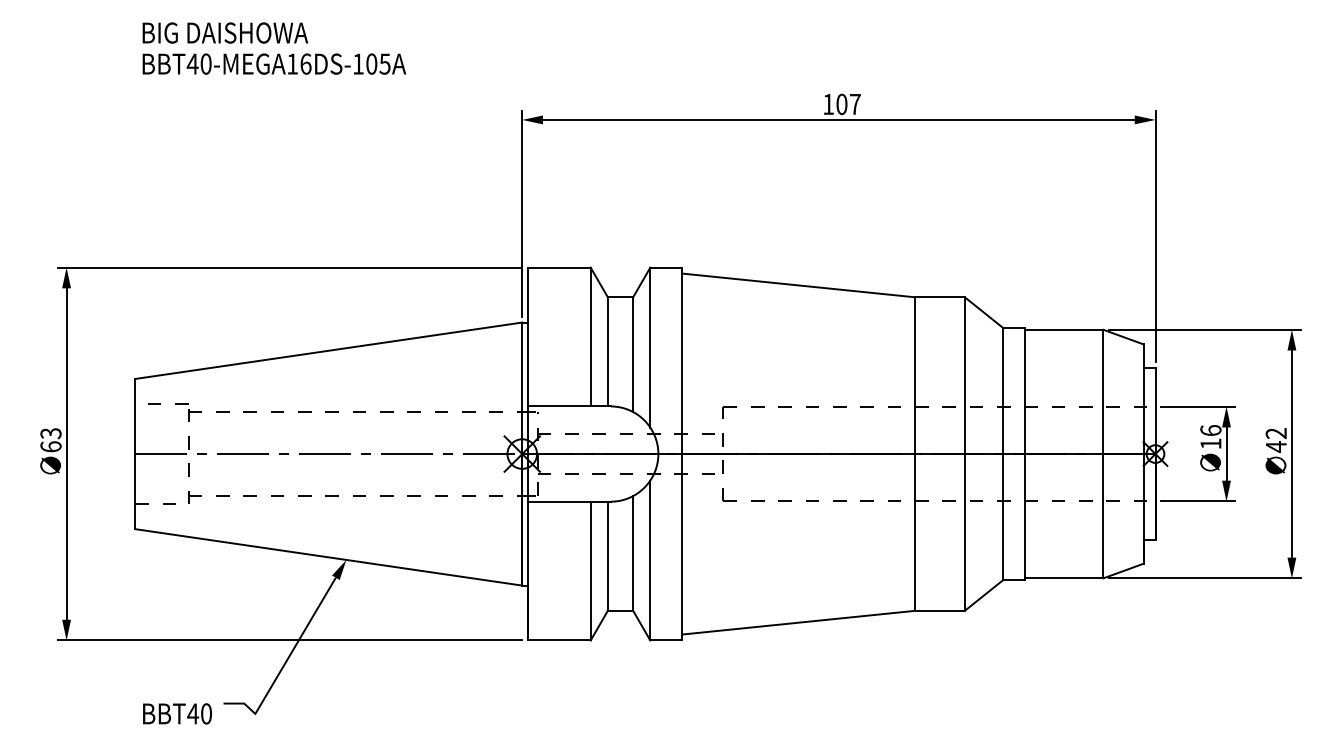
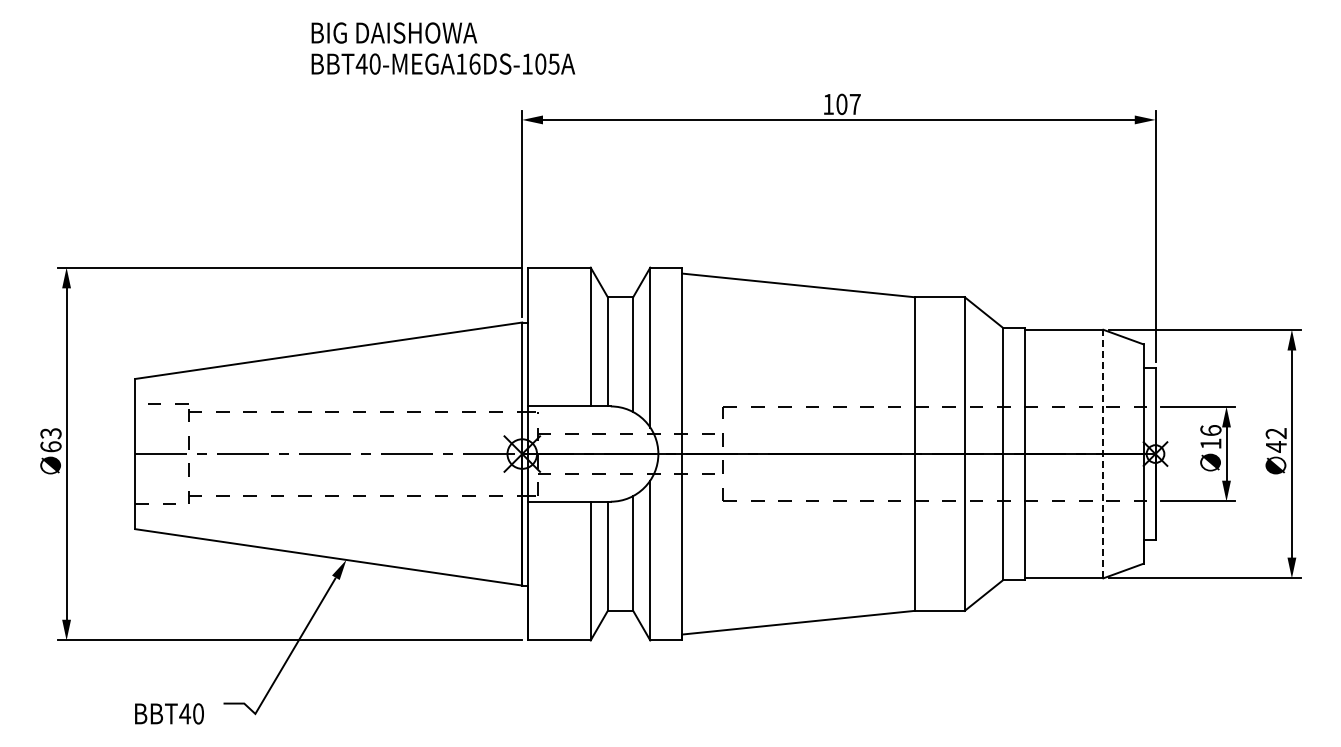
text position: (274, 48) -> (443, 48) (443, 48)
line: solid -> dashed (1103, 453)
text position: (177, 713) -> (169, 713) (169, 713)
